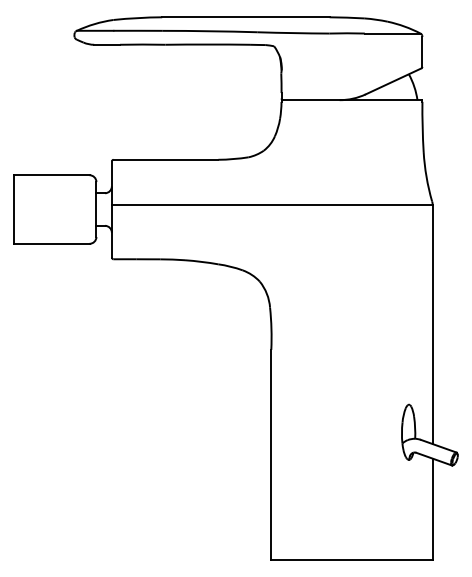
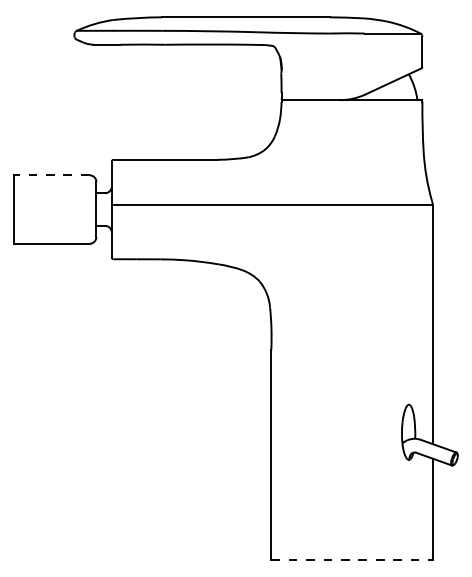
line: solid -> dashed (51, 175)
line: solid -> dashed (351, 559)
